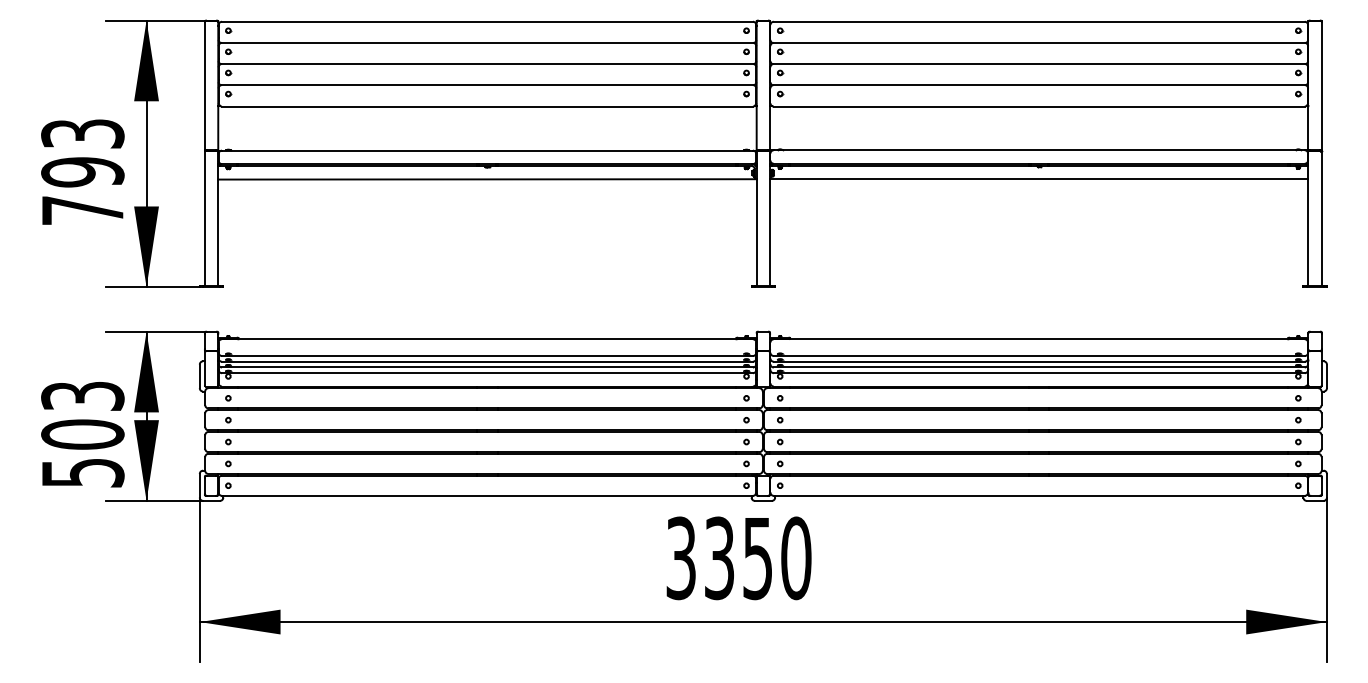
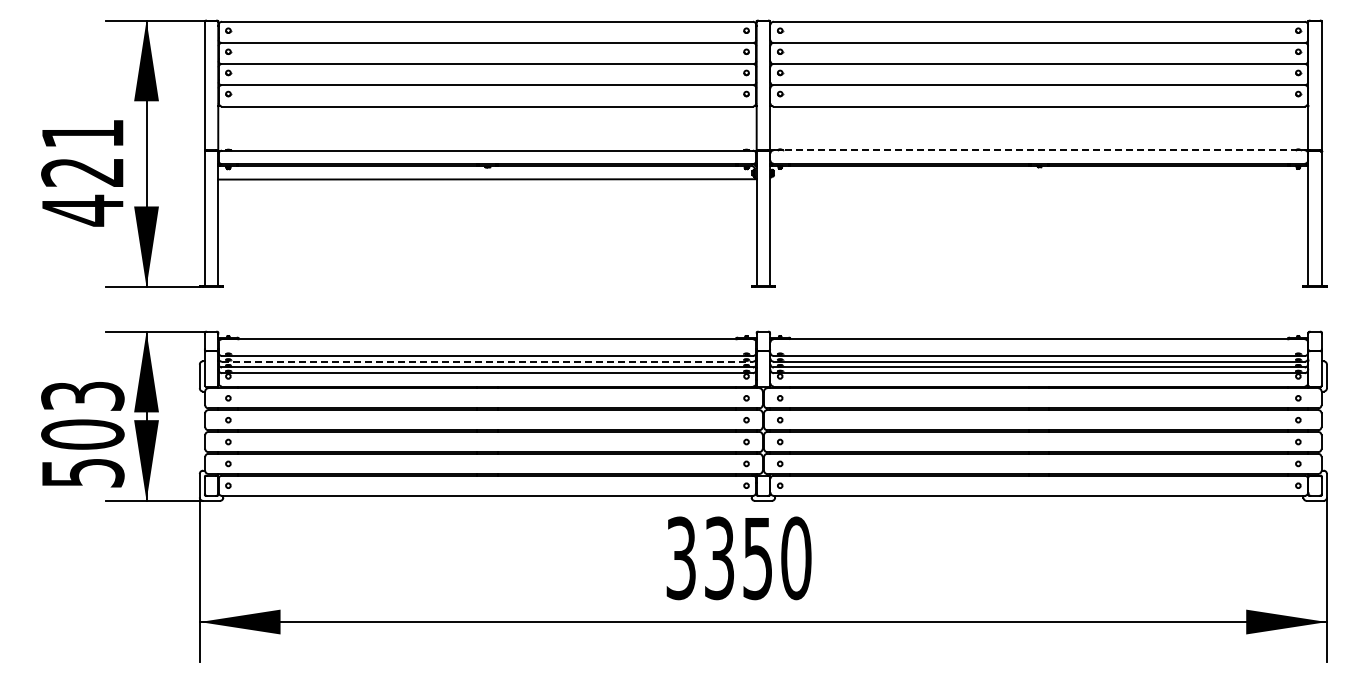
line: solid -> dashed (1039, 150)
text: 793 -> 421 (82, 172)
line: present -> none (1039, 179)
line: solid -> dashed (487, 361)
